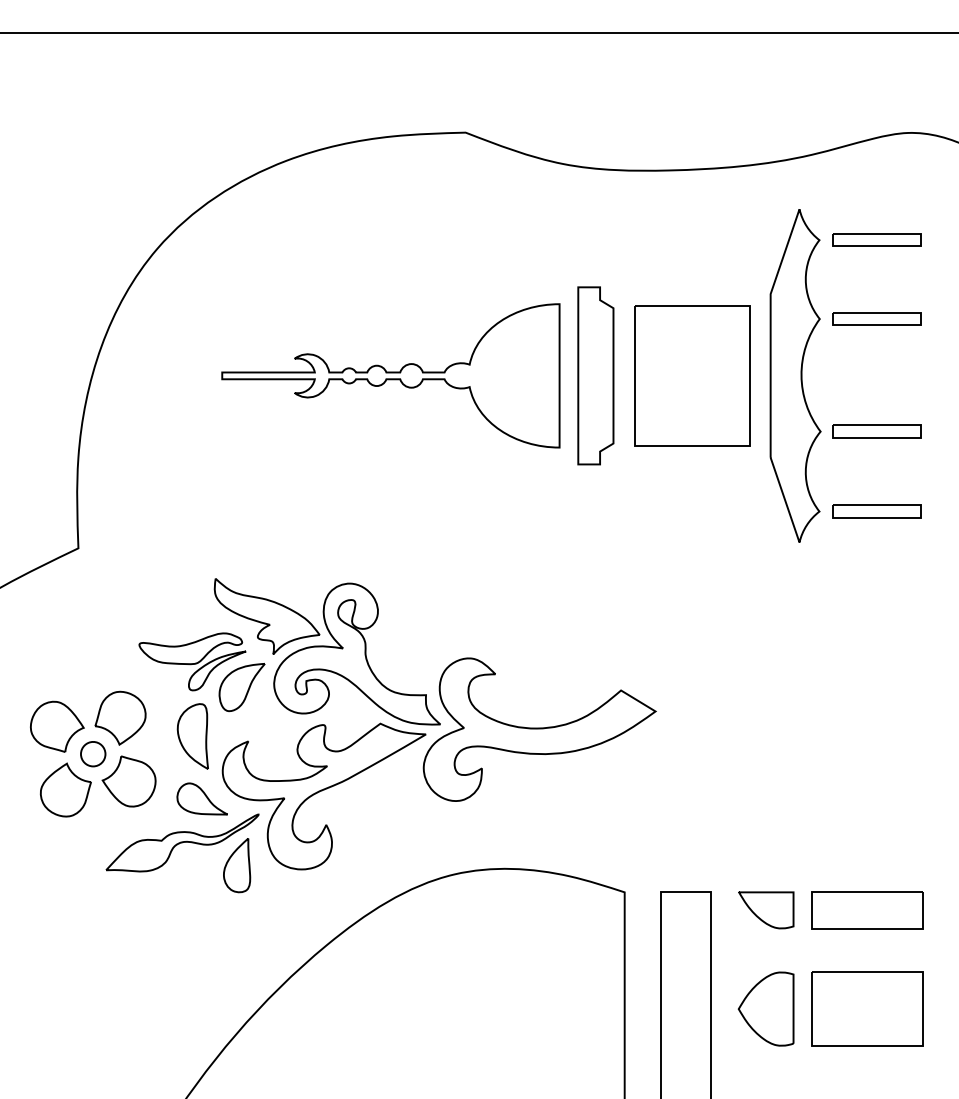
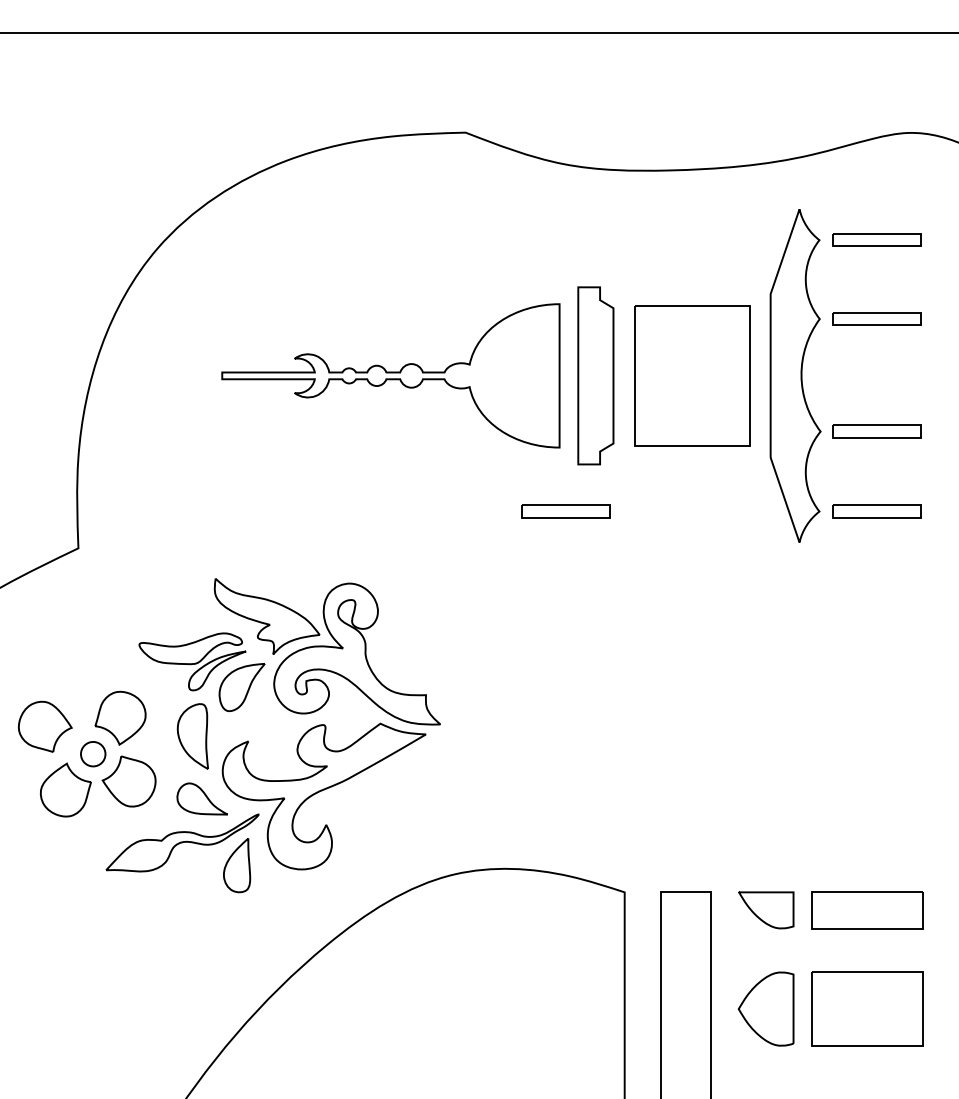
part: none -> present (565, 511)
part position: (57, 726) -> (45, 726) (45, 726)
part: present -> none (539, 729)
